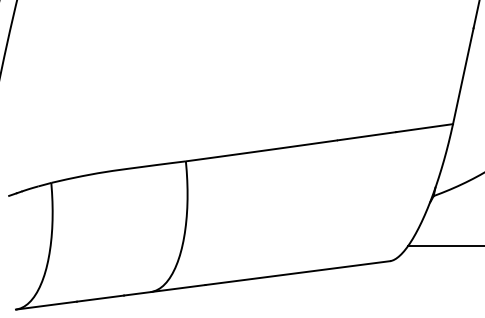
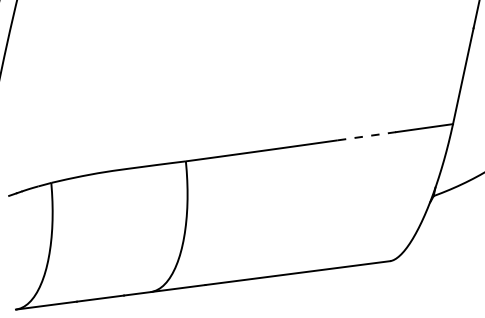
line: solid -> dashed (366, 136)
line: present -> none (444, 246)
